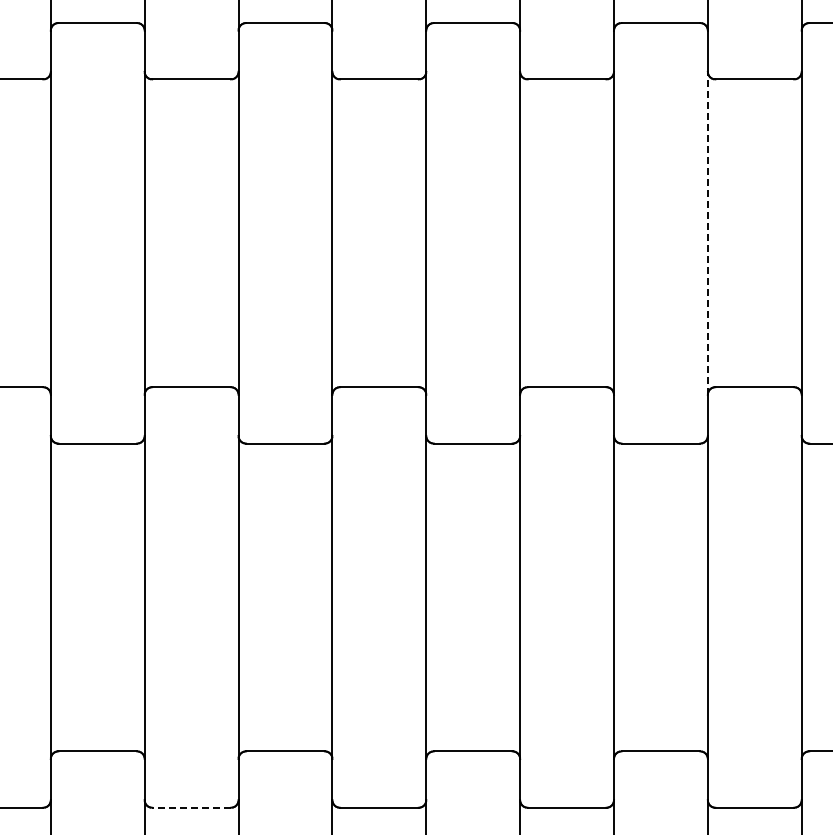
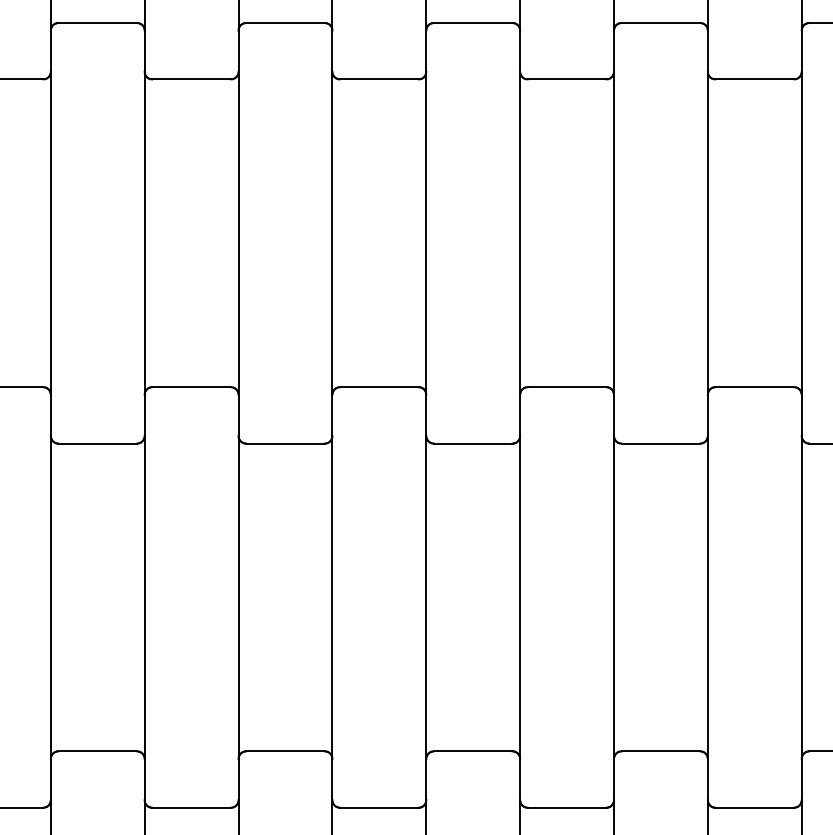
line: dashed -> solid (707, 232)
line: dashed -> solid (191, 807)
